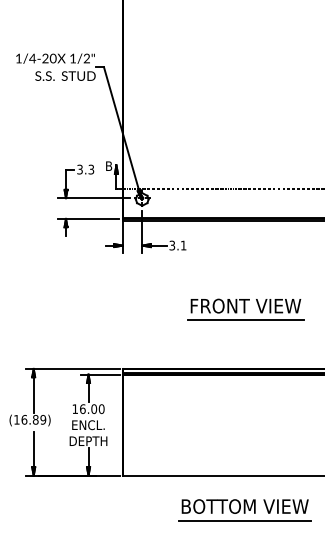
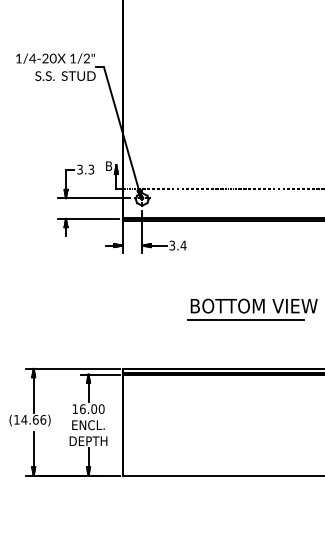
text: 3.1 -> 3.4 (183, 245)
text: FRONT VIEW -> BOTTOM VIEW (254, 305)
text: (16.89) -> (14.66) (33, 419)
part: present -> none (244, 510)
